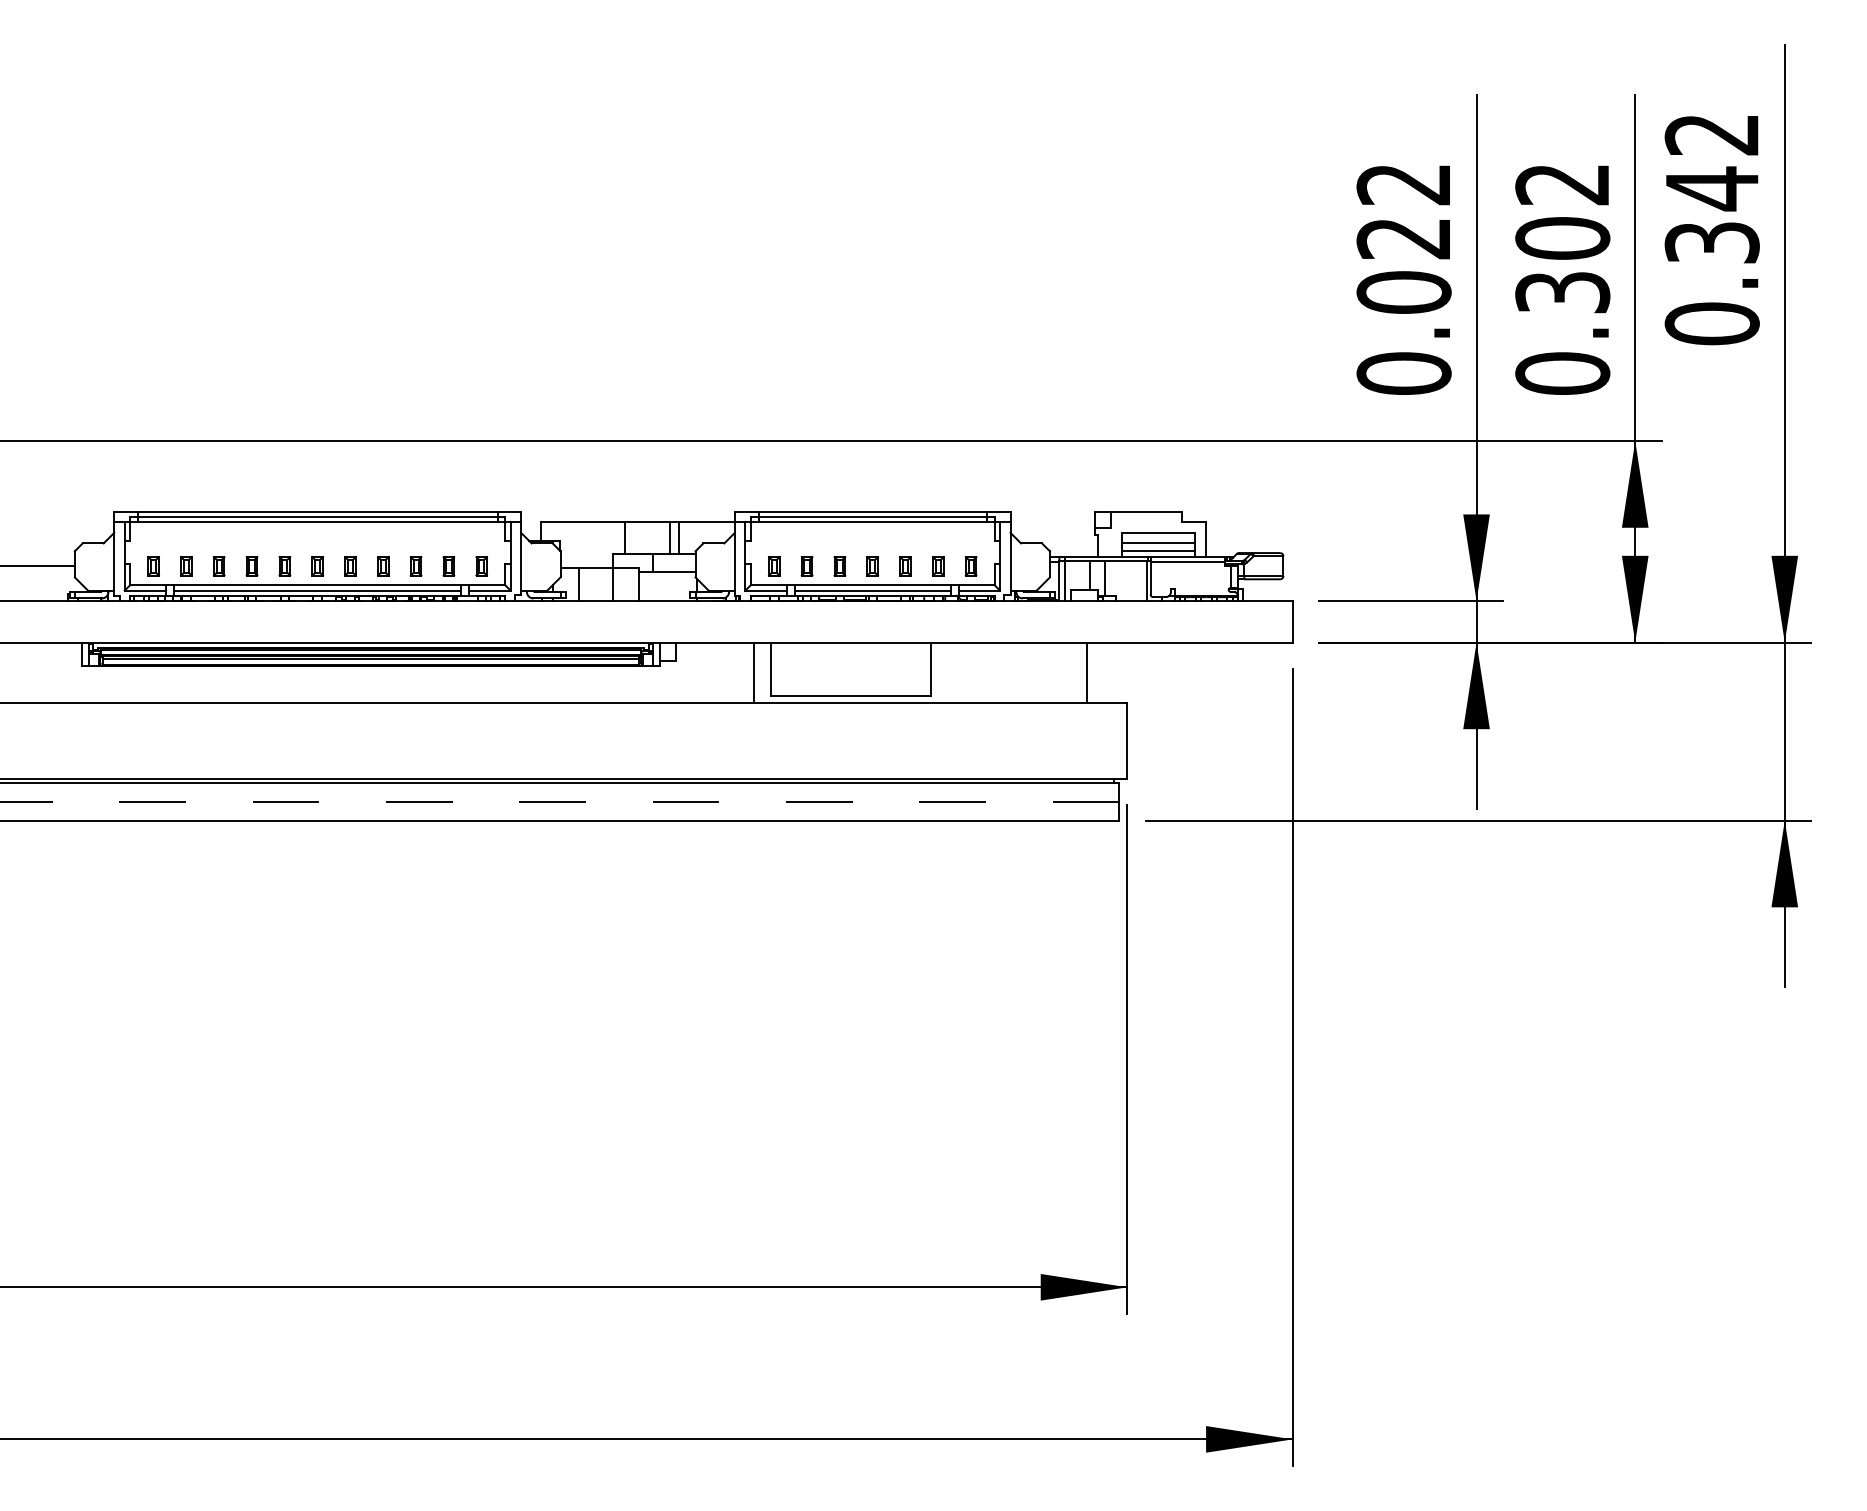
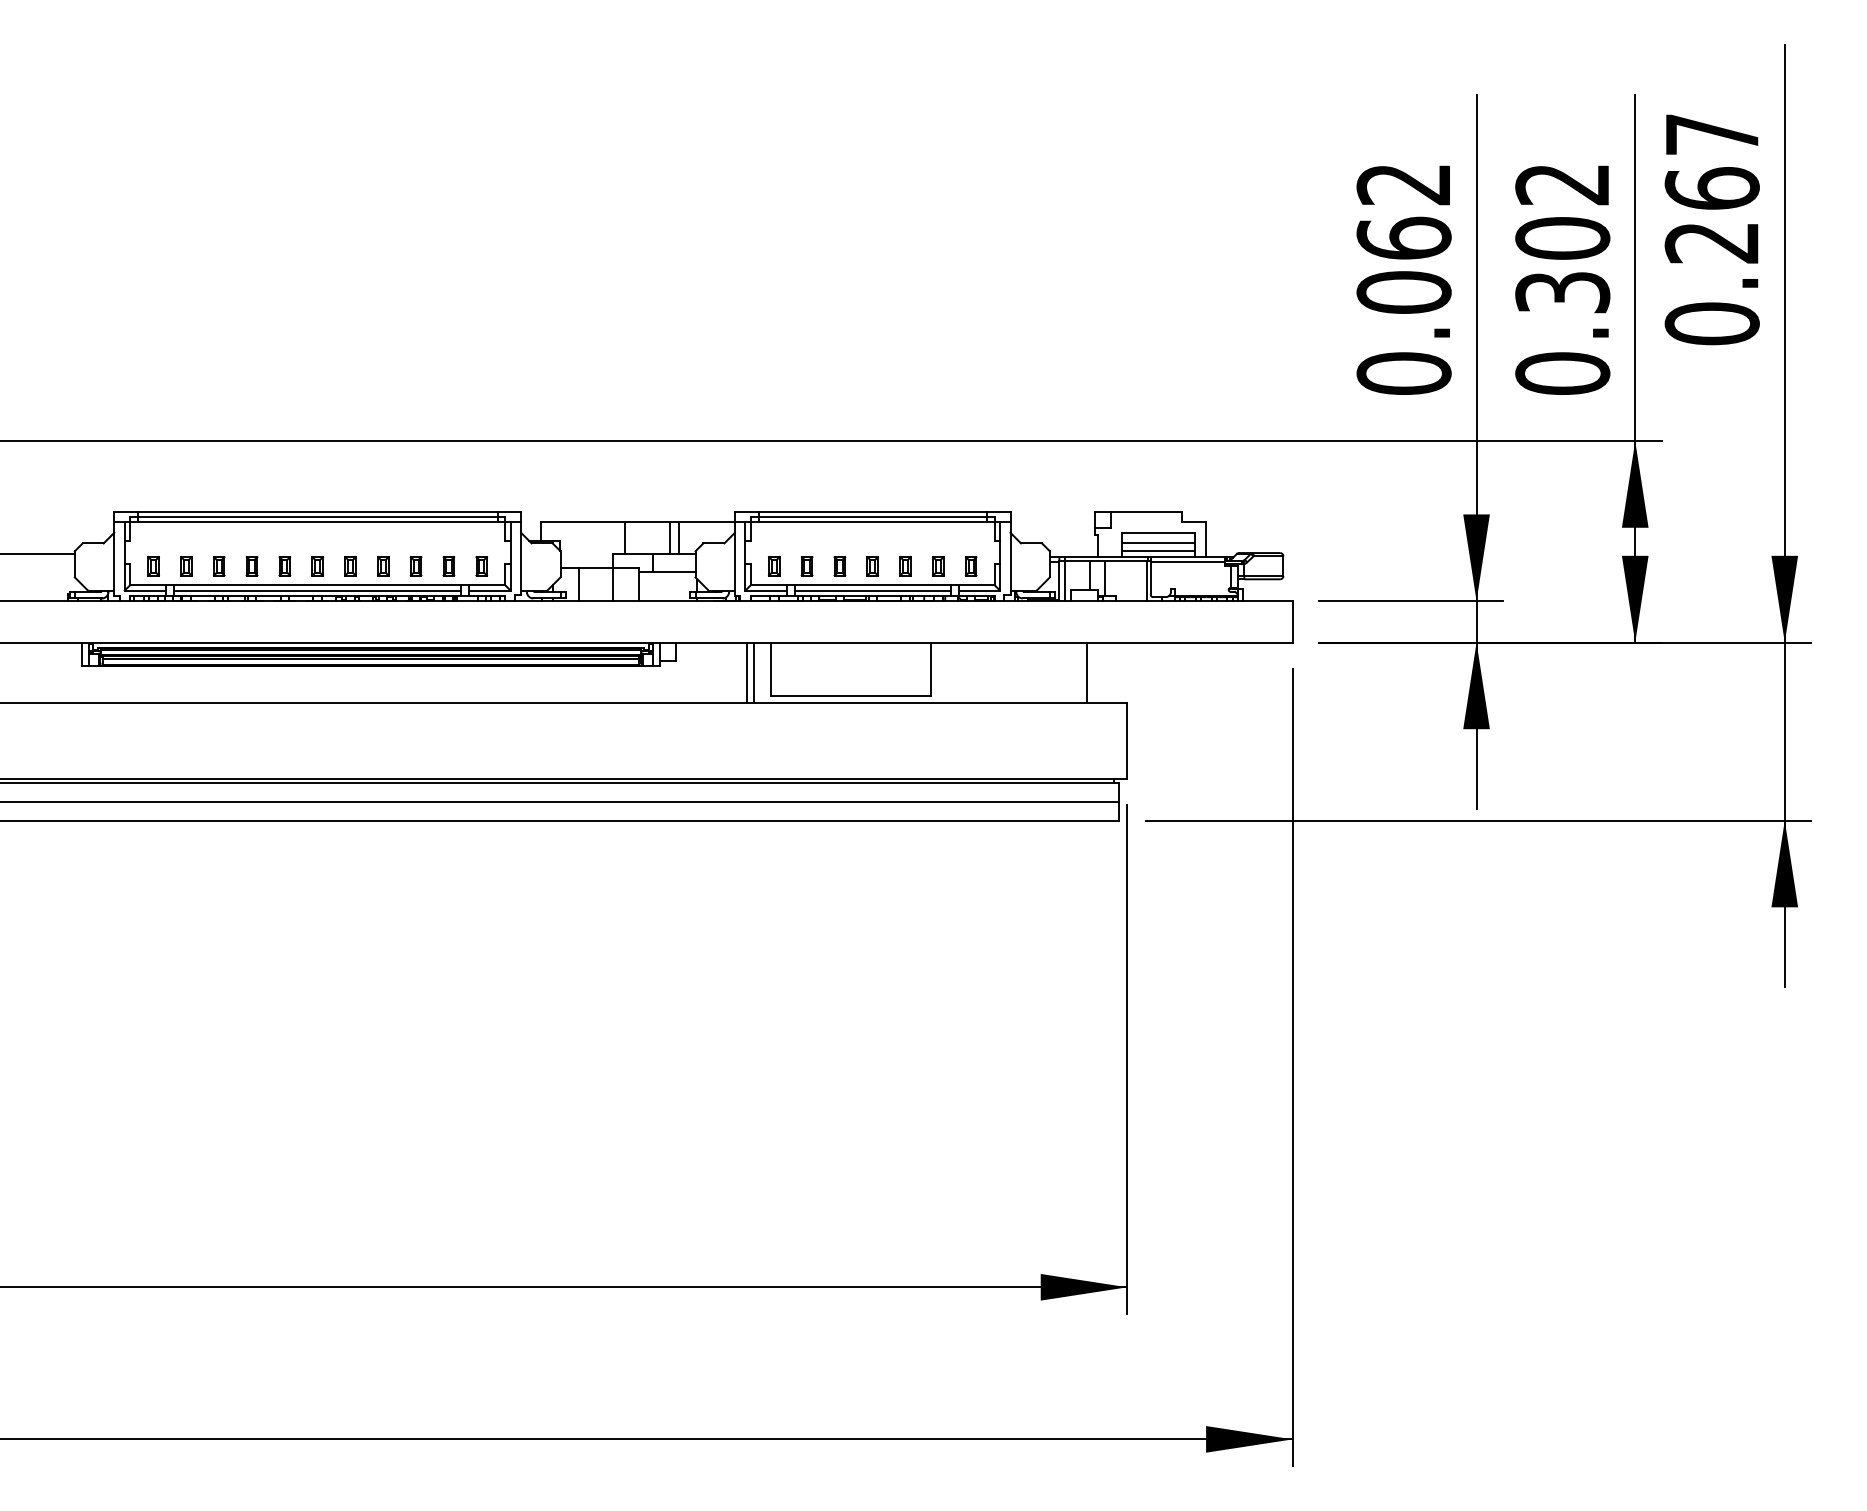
text: 0.342 -> 0.267 (1711, 188)
text: 0.022 -> 0.062 (1403, 237)
line position: (38, 566) -> (38, 554) (38, 554)
line: none -> present (747, 672)
line: dashed -> solid (559, 802)
